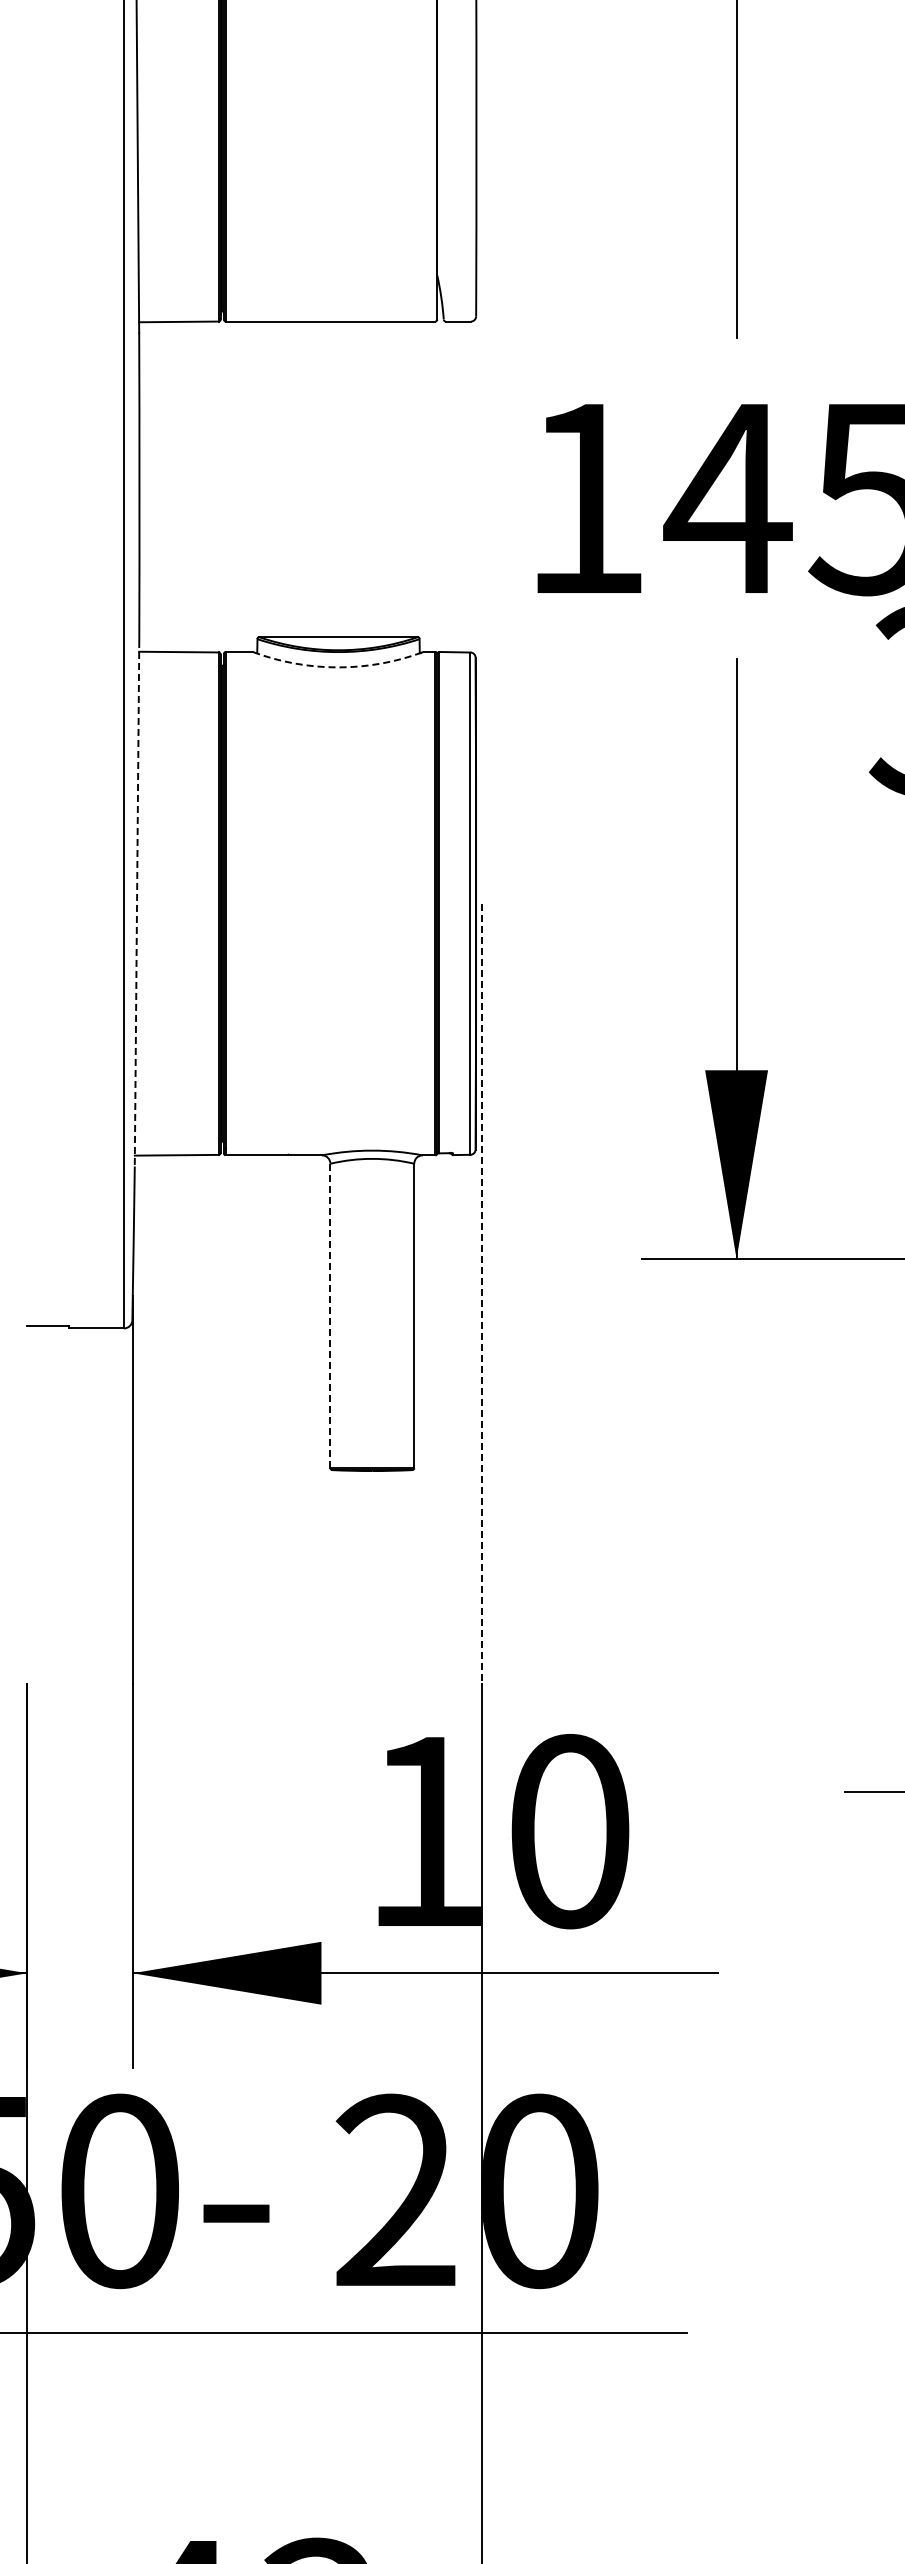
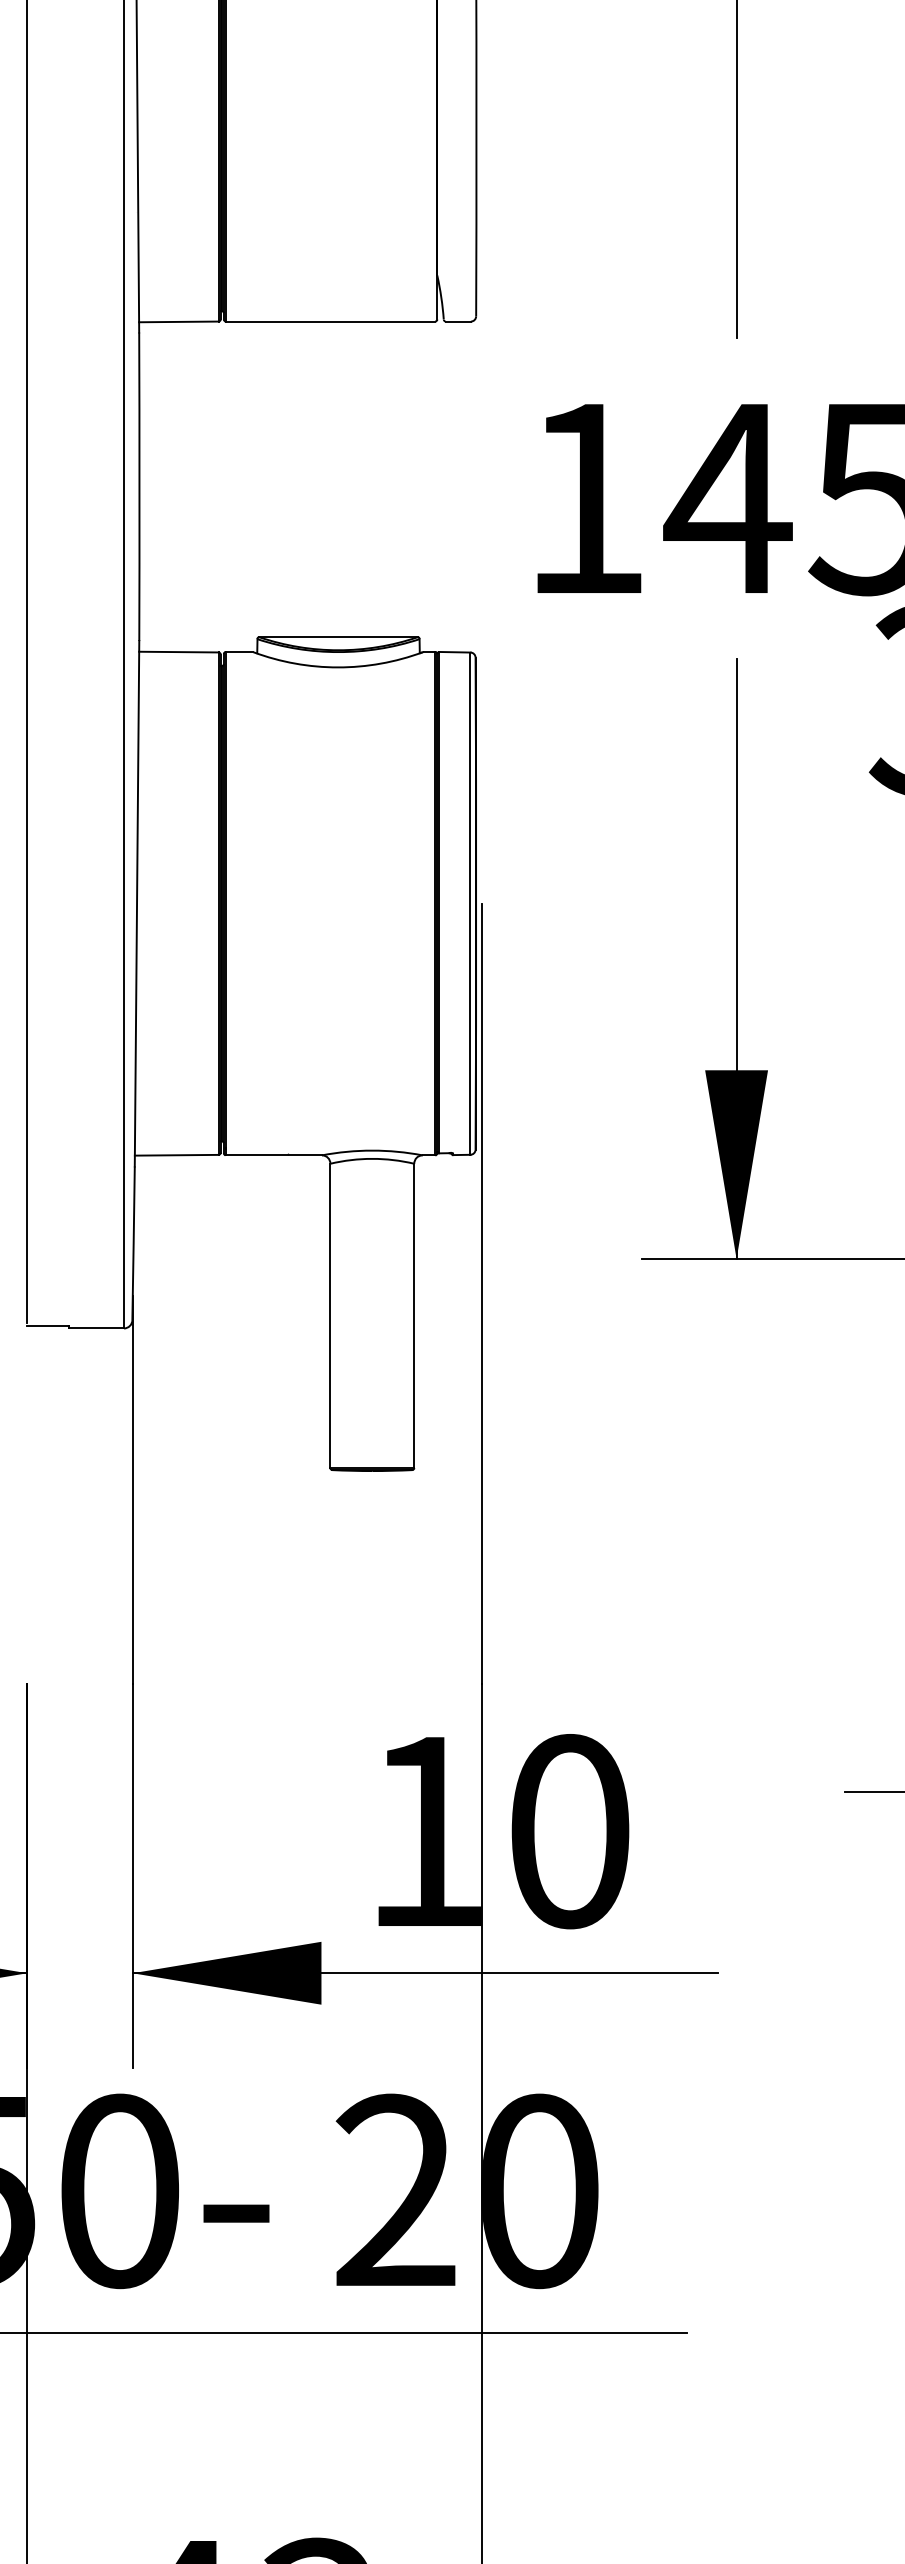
line: none -> present (27, 662)
arc: dashed -> solid (338, 667)
line: dashed -> solid (137, 903)
line: dashed -> solid (481, 1294)
line: dashed -> solid (330, 1316)
